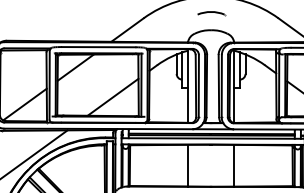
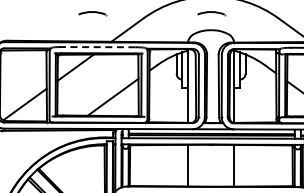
part: none -> present (92, 13)
line: solid -> dashed (98, 47)
line: present -> none (34, 153)
